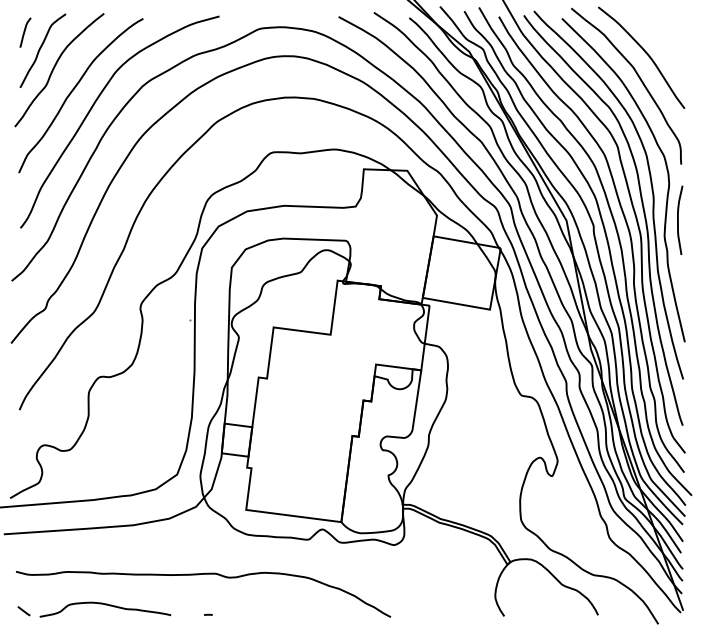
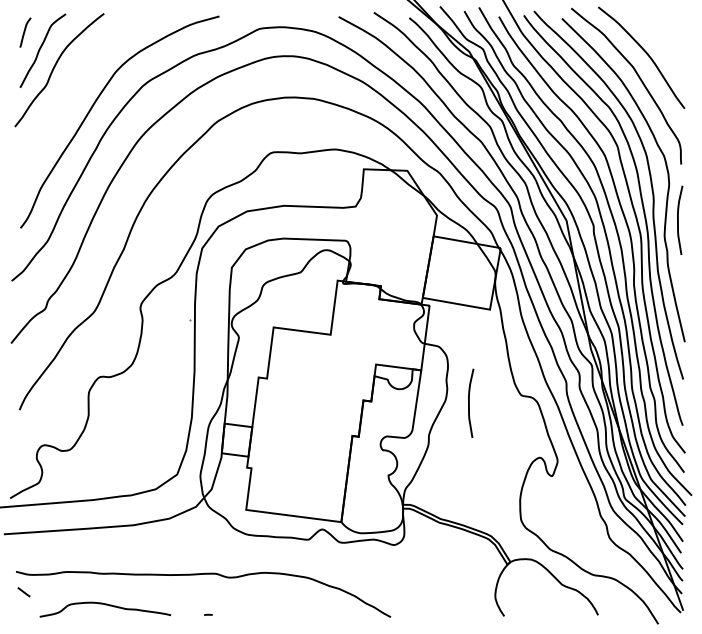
curve: present -> none (74, 89)
curve: none -> present (469, 402)
line position: (23, 611) -> (23, 592) (23, 592)
